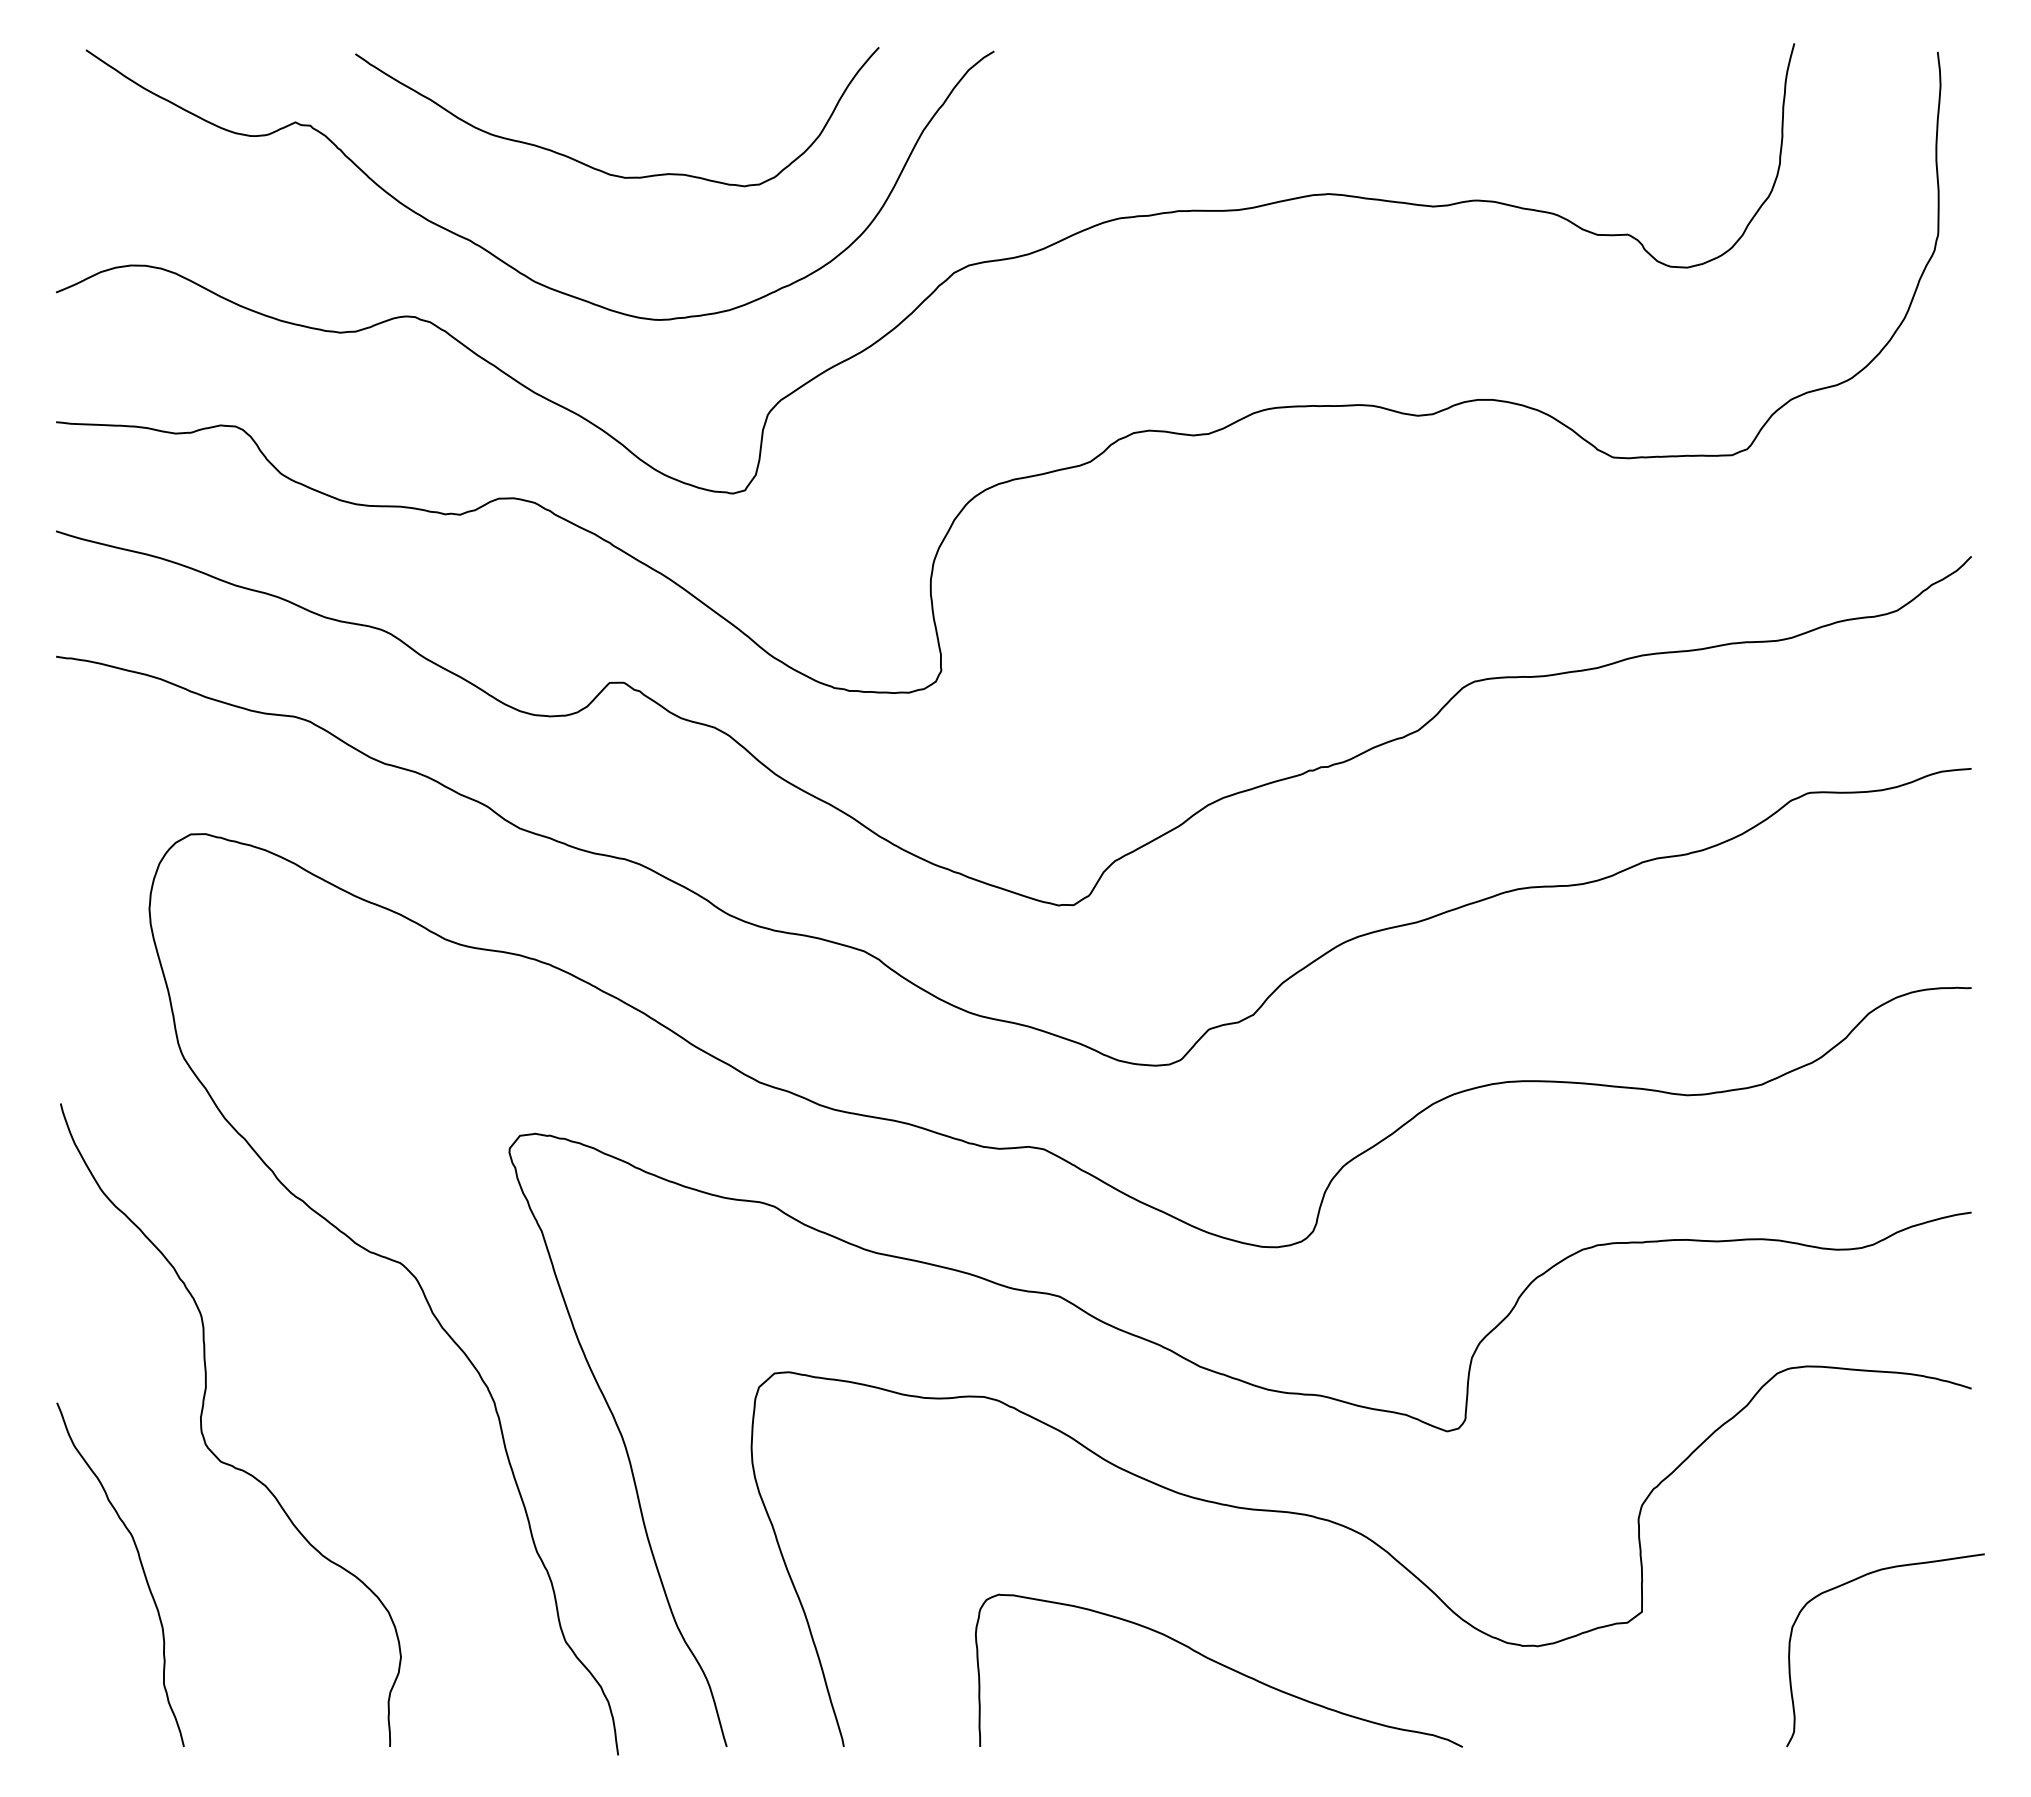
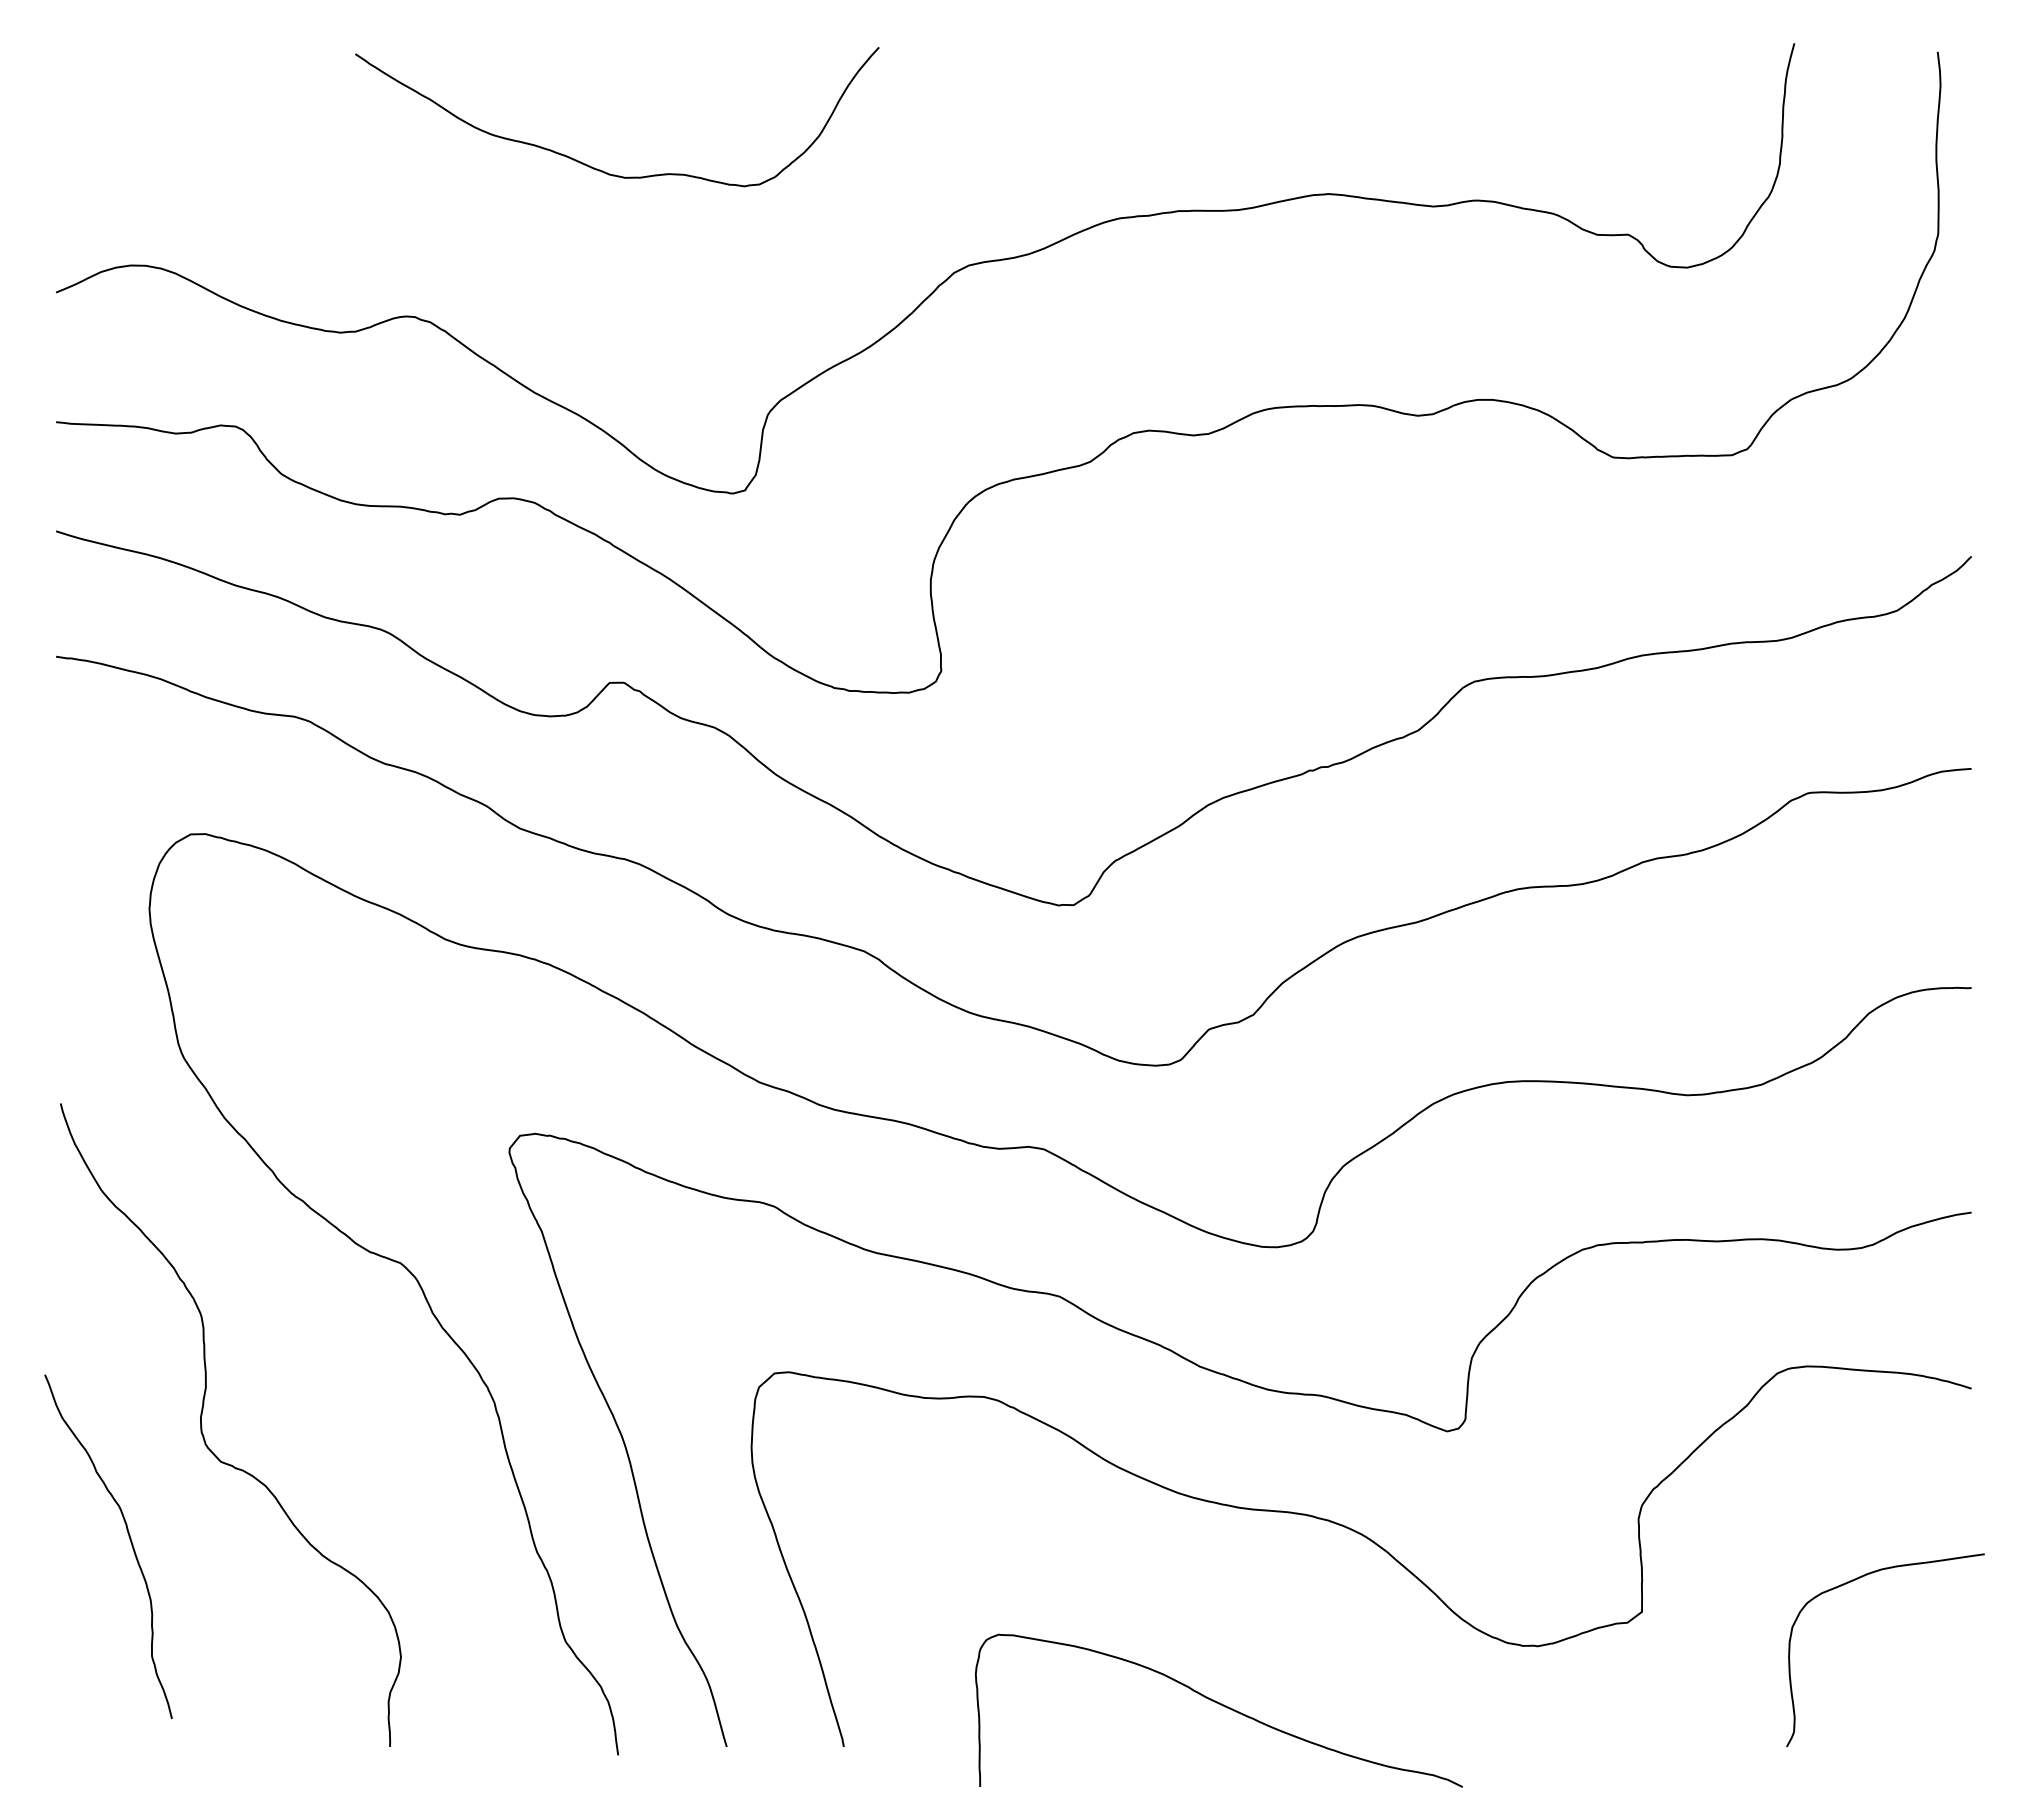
curve: present -> none (494, 254)
curve position: (141, 1567) -> (129, 1539) (129, 1539)
curve position: (1220, 1665) -> (1220, 1705) (1220, 1705)
